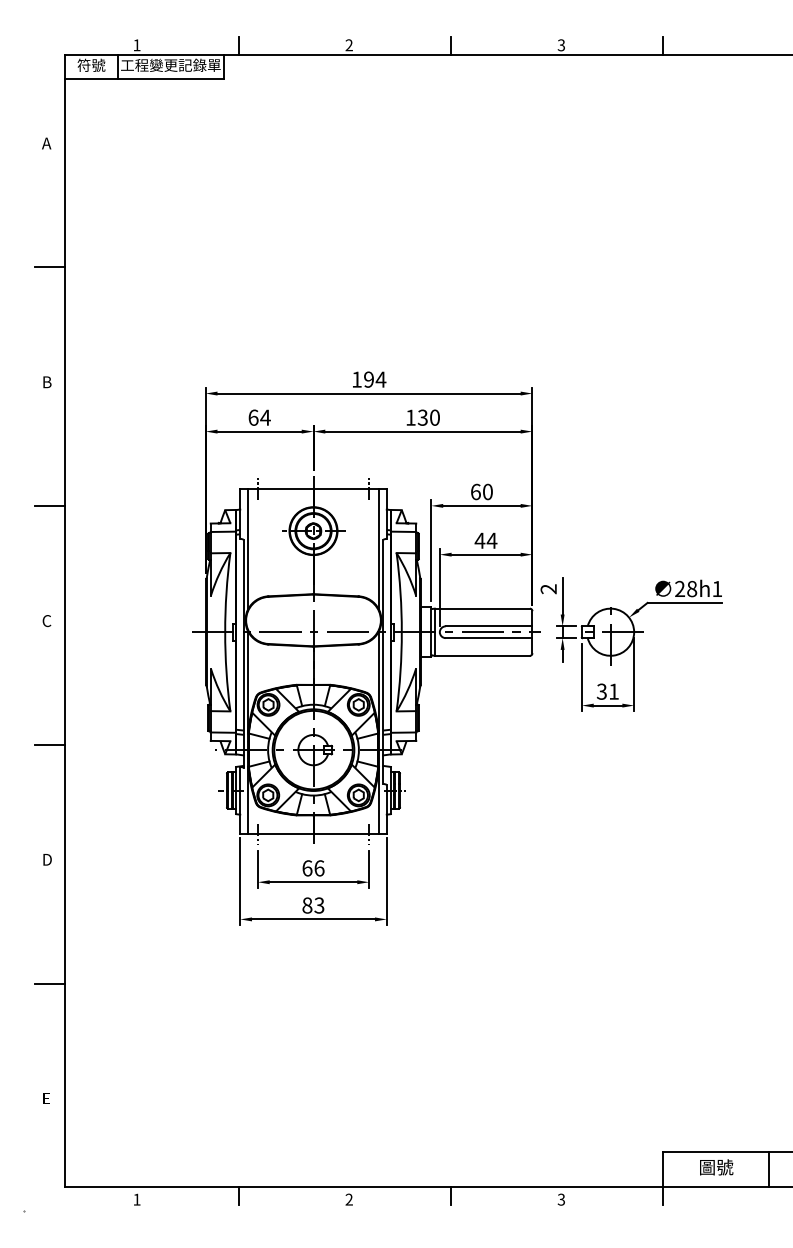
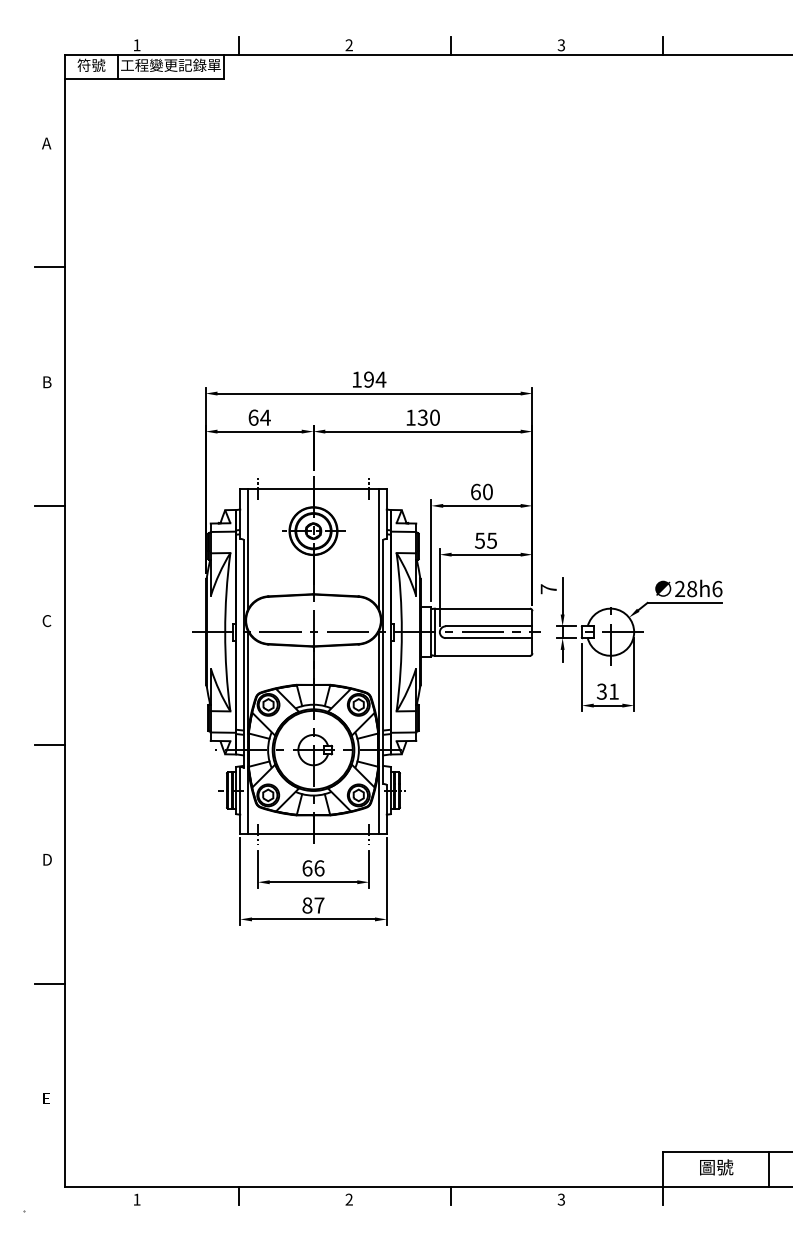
text: 44 -> 55 (485, 540)
text: 28h1 -> 28h6 (717, 588)
text: 2 -> 7 (548, 589)
text: 83 -> 87 (319, 905)
